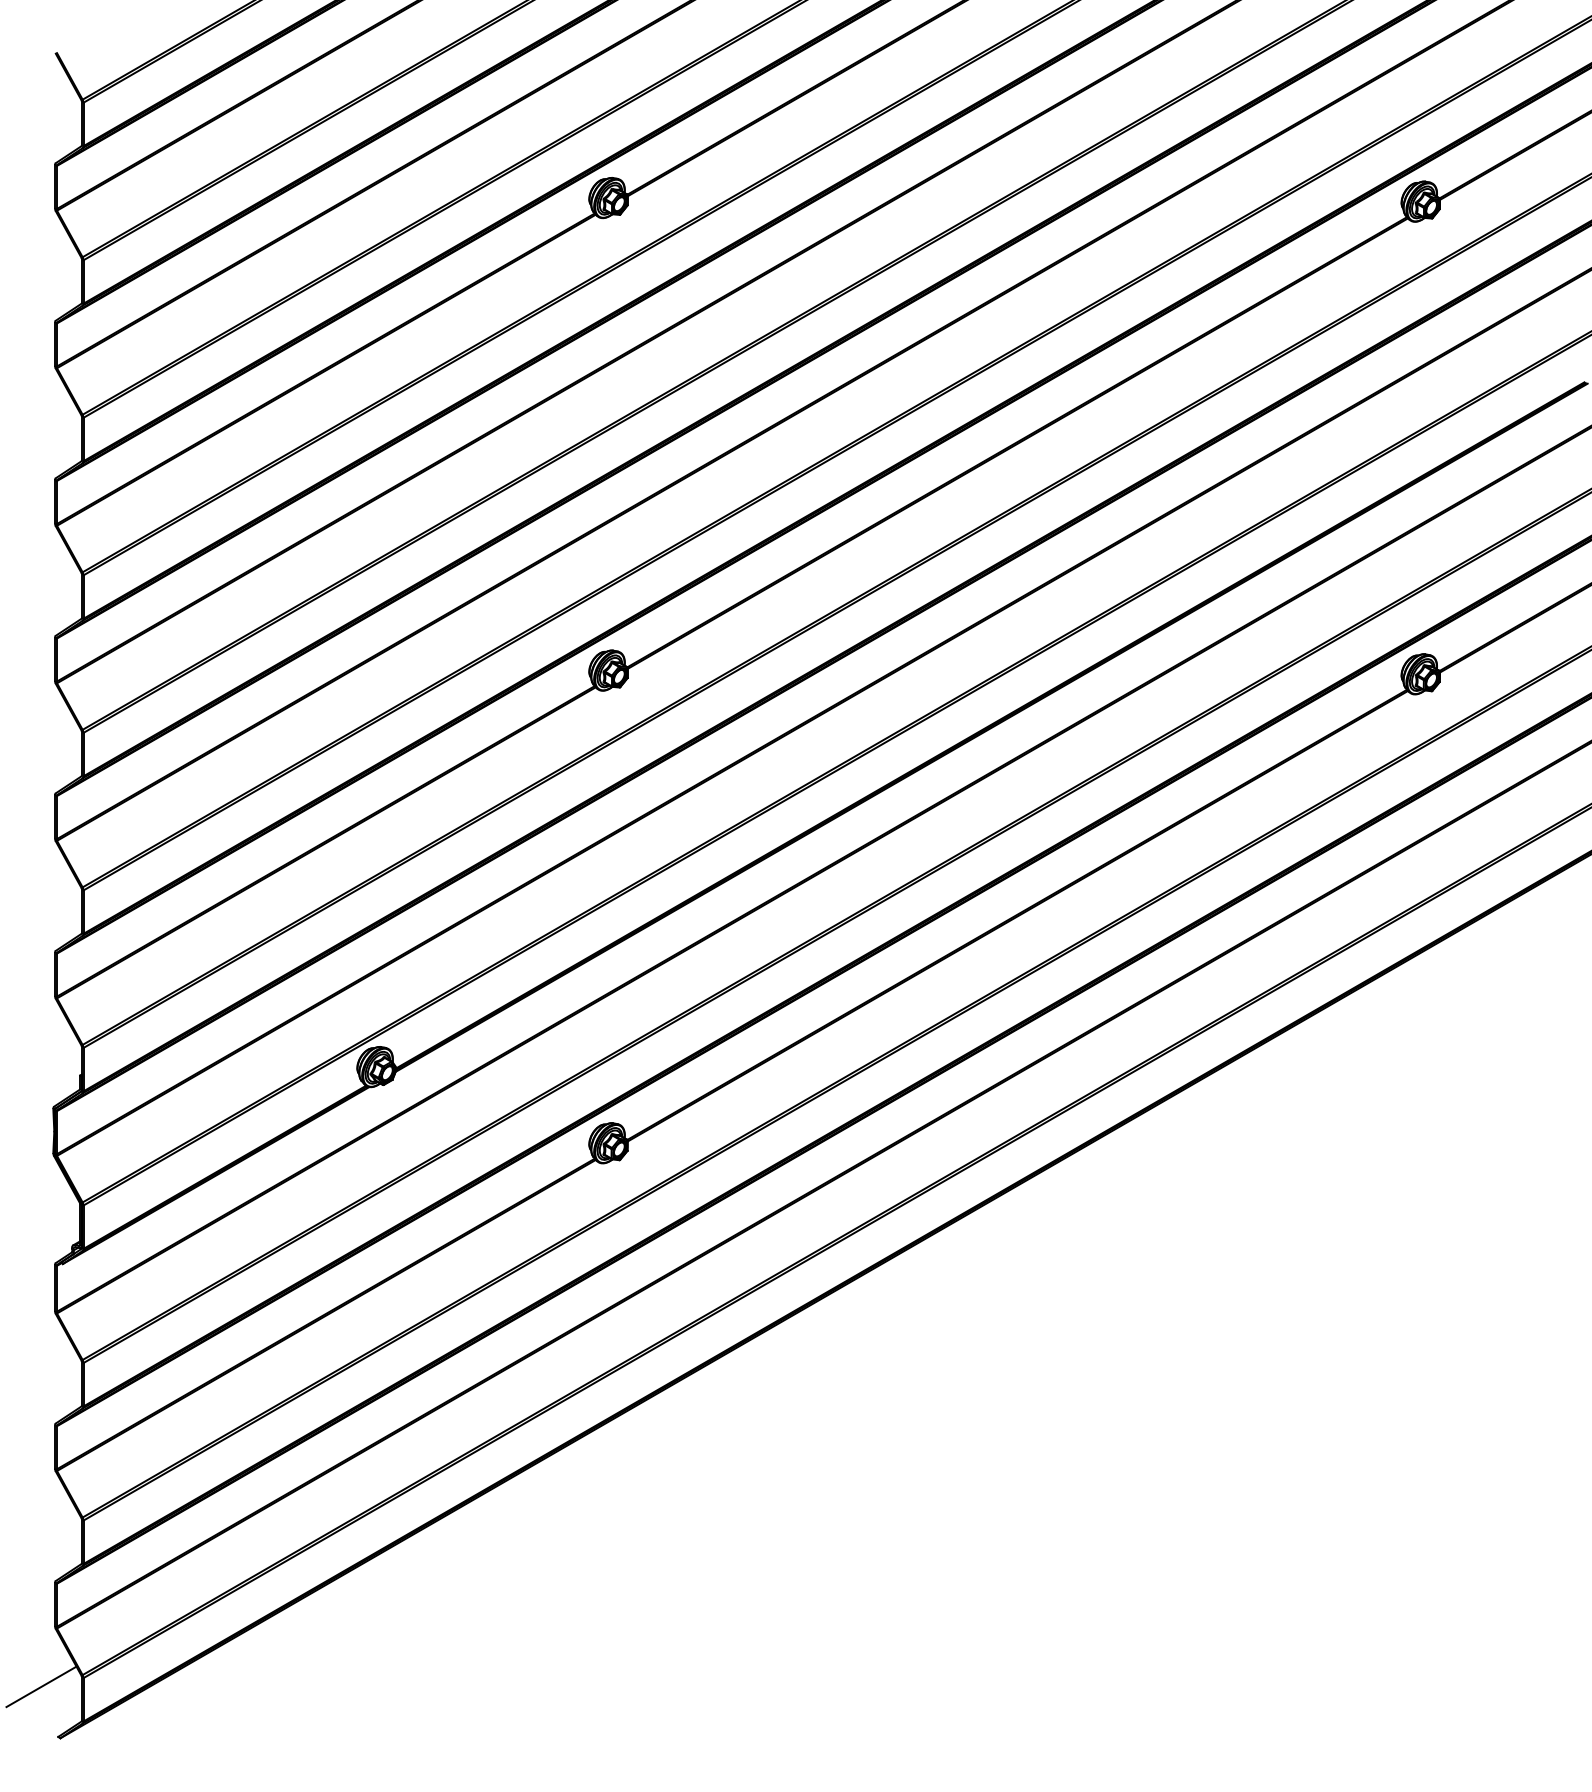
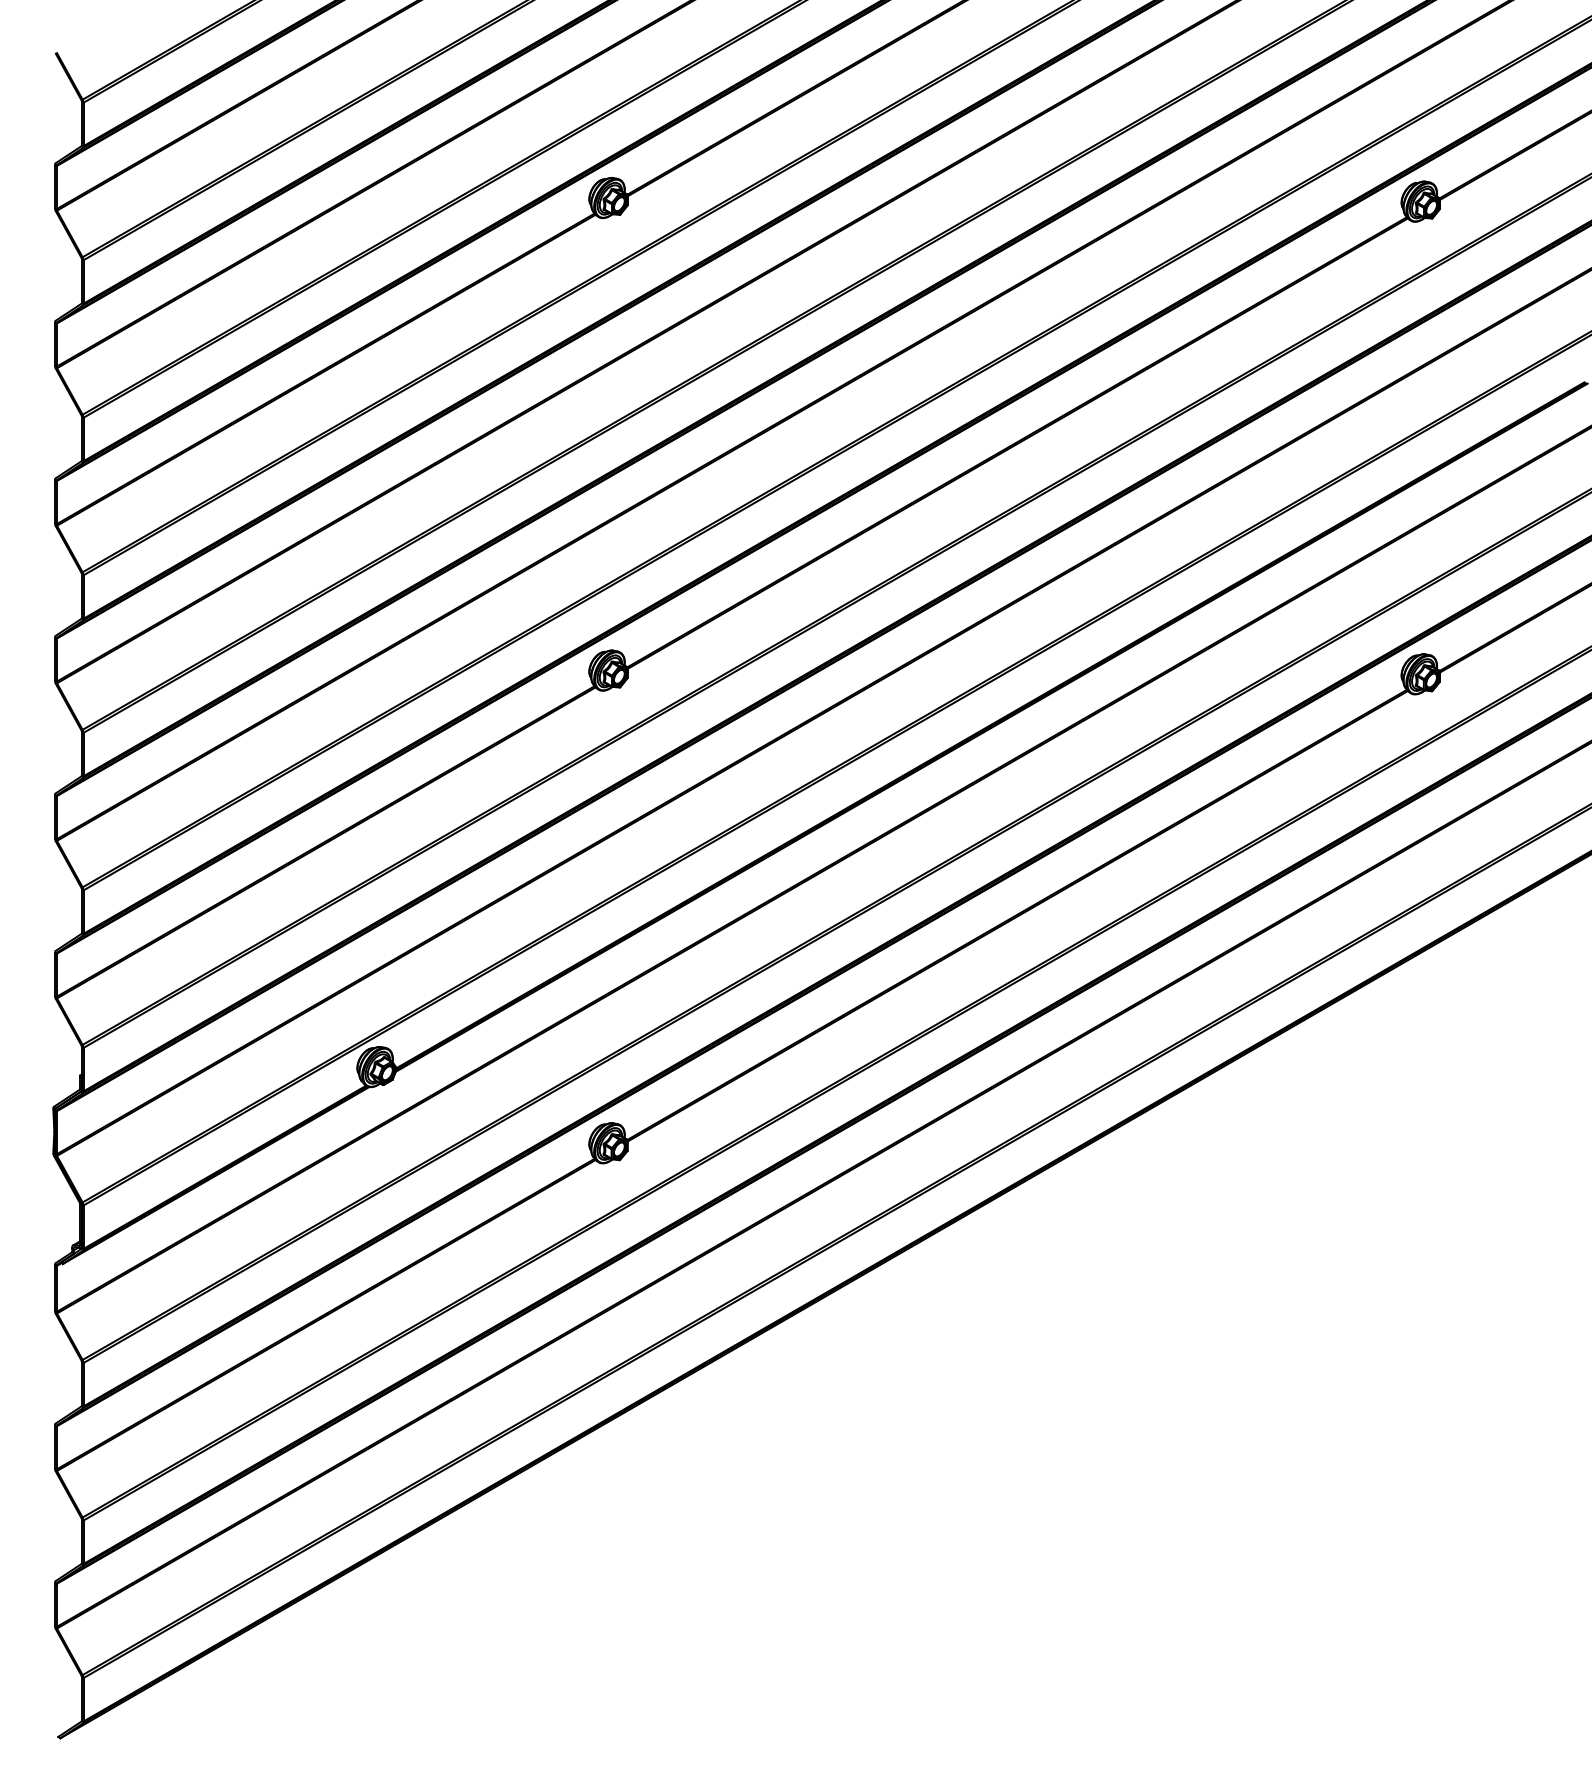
line: present -> none (41, 1686)
